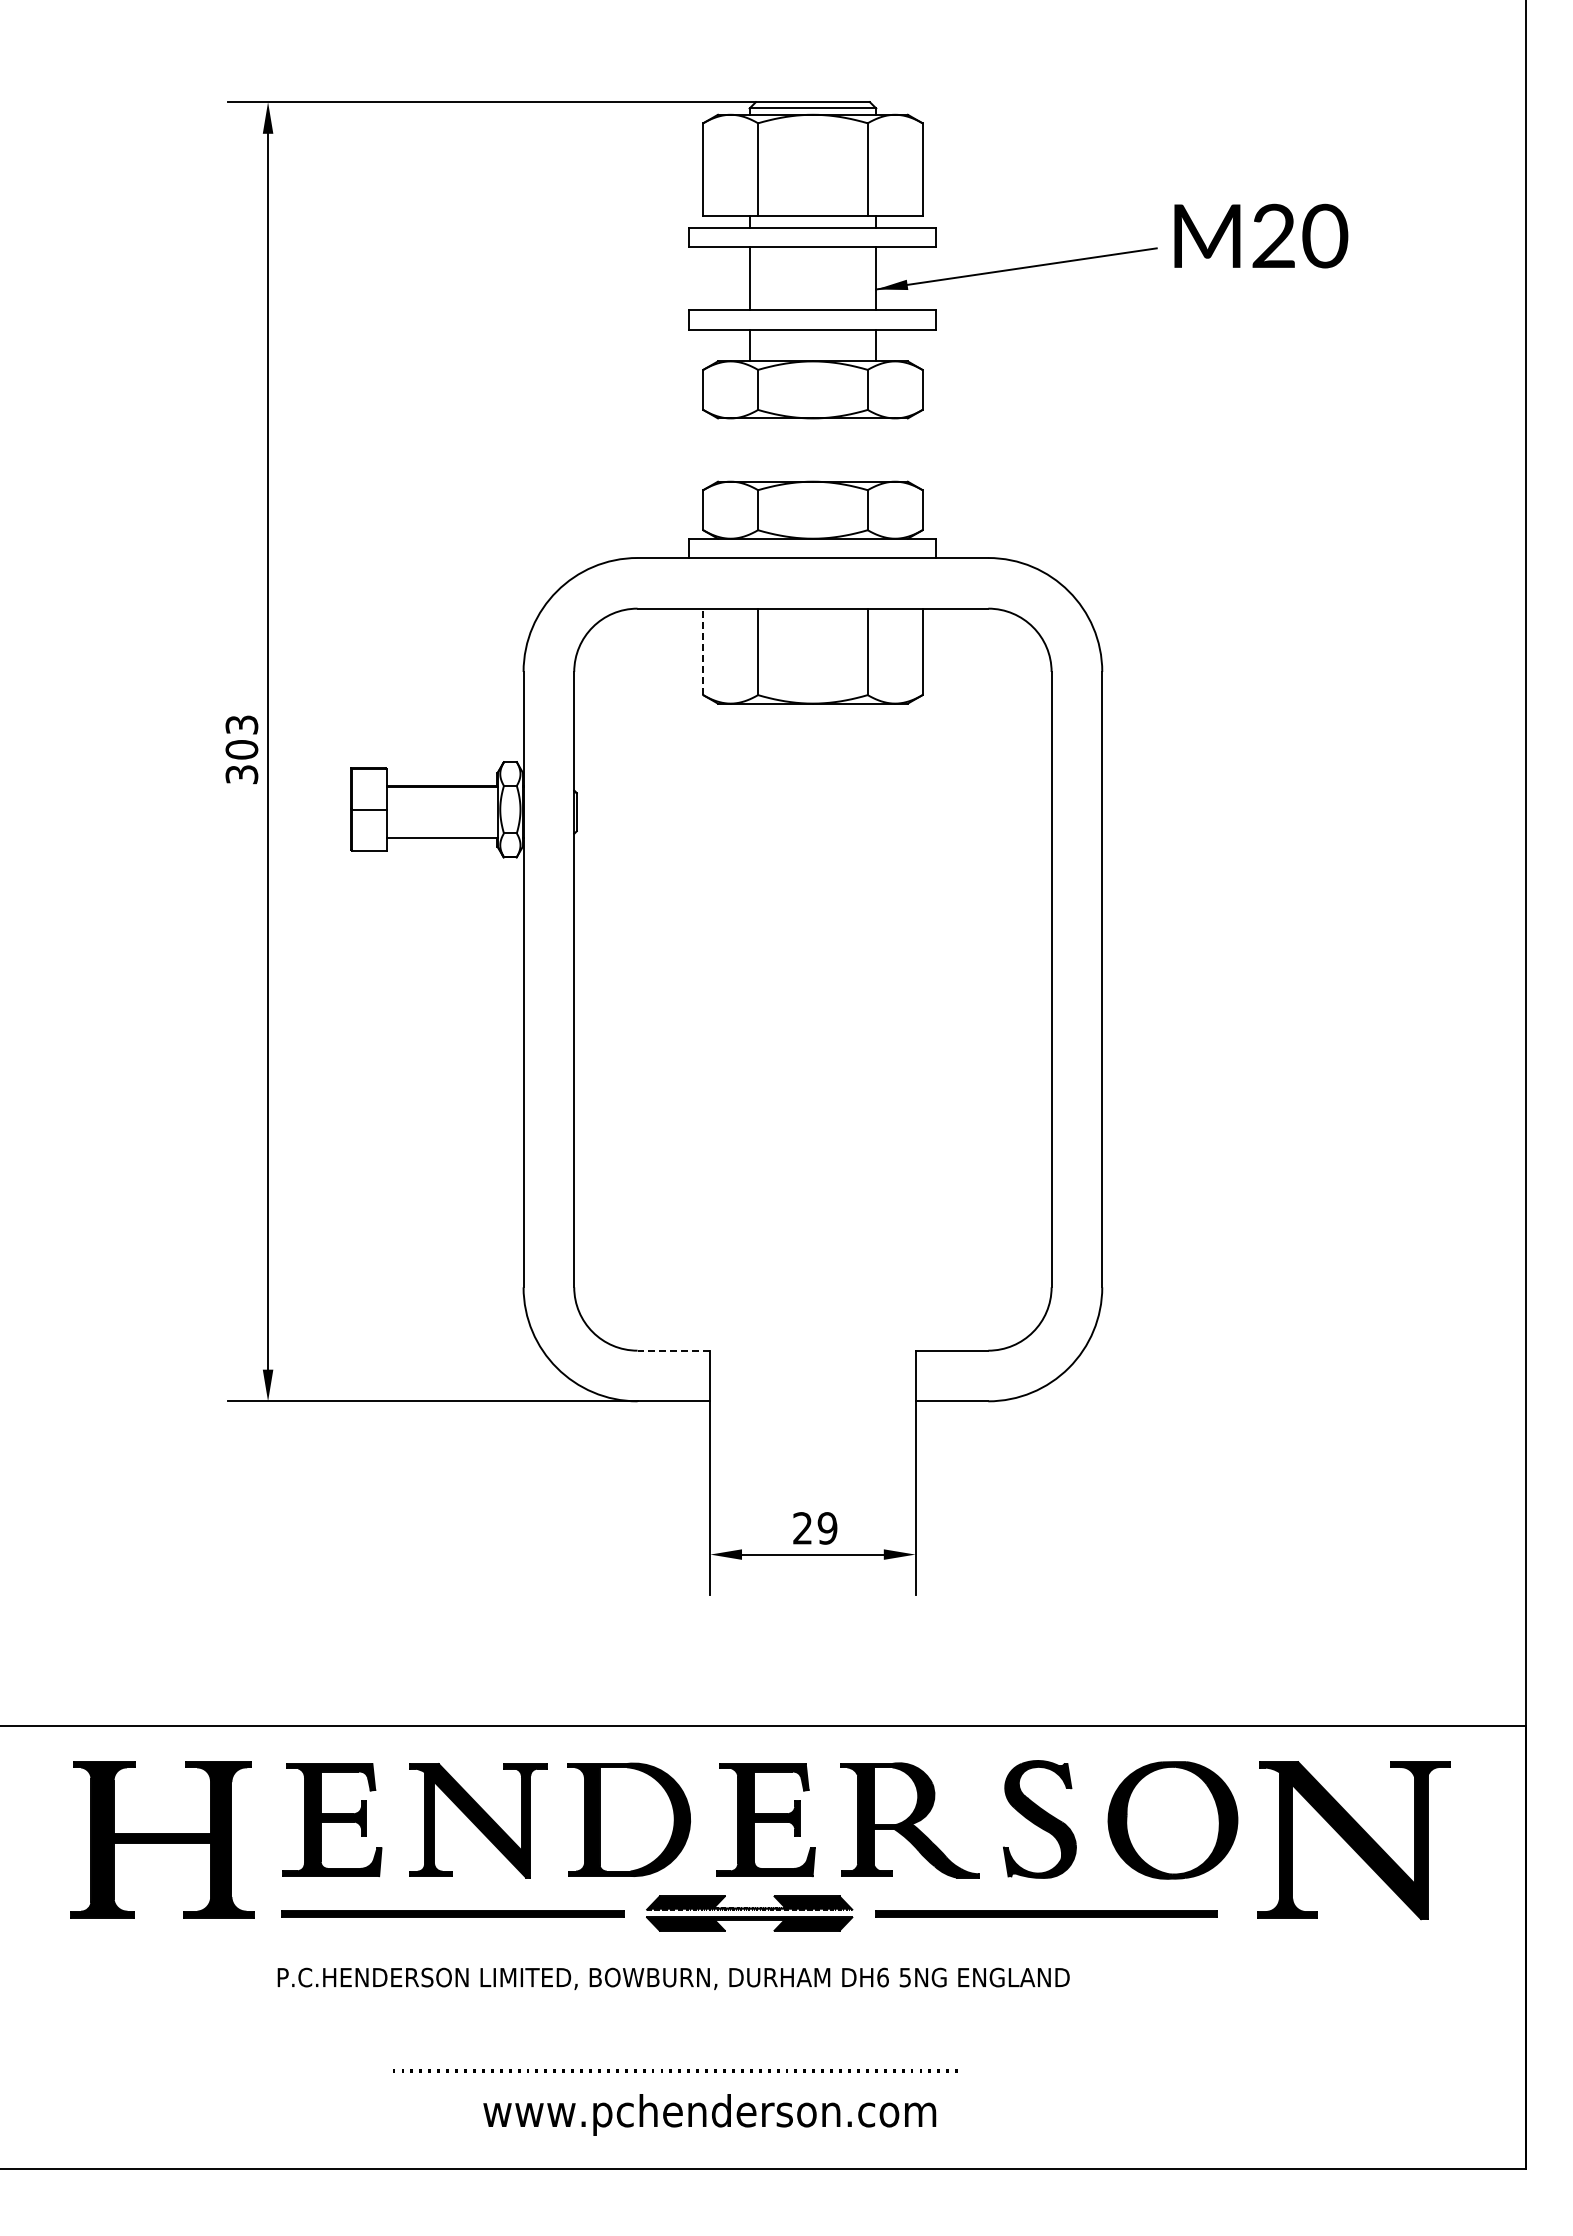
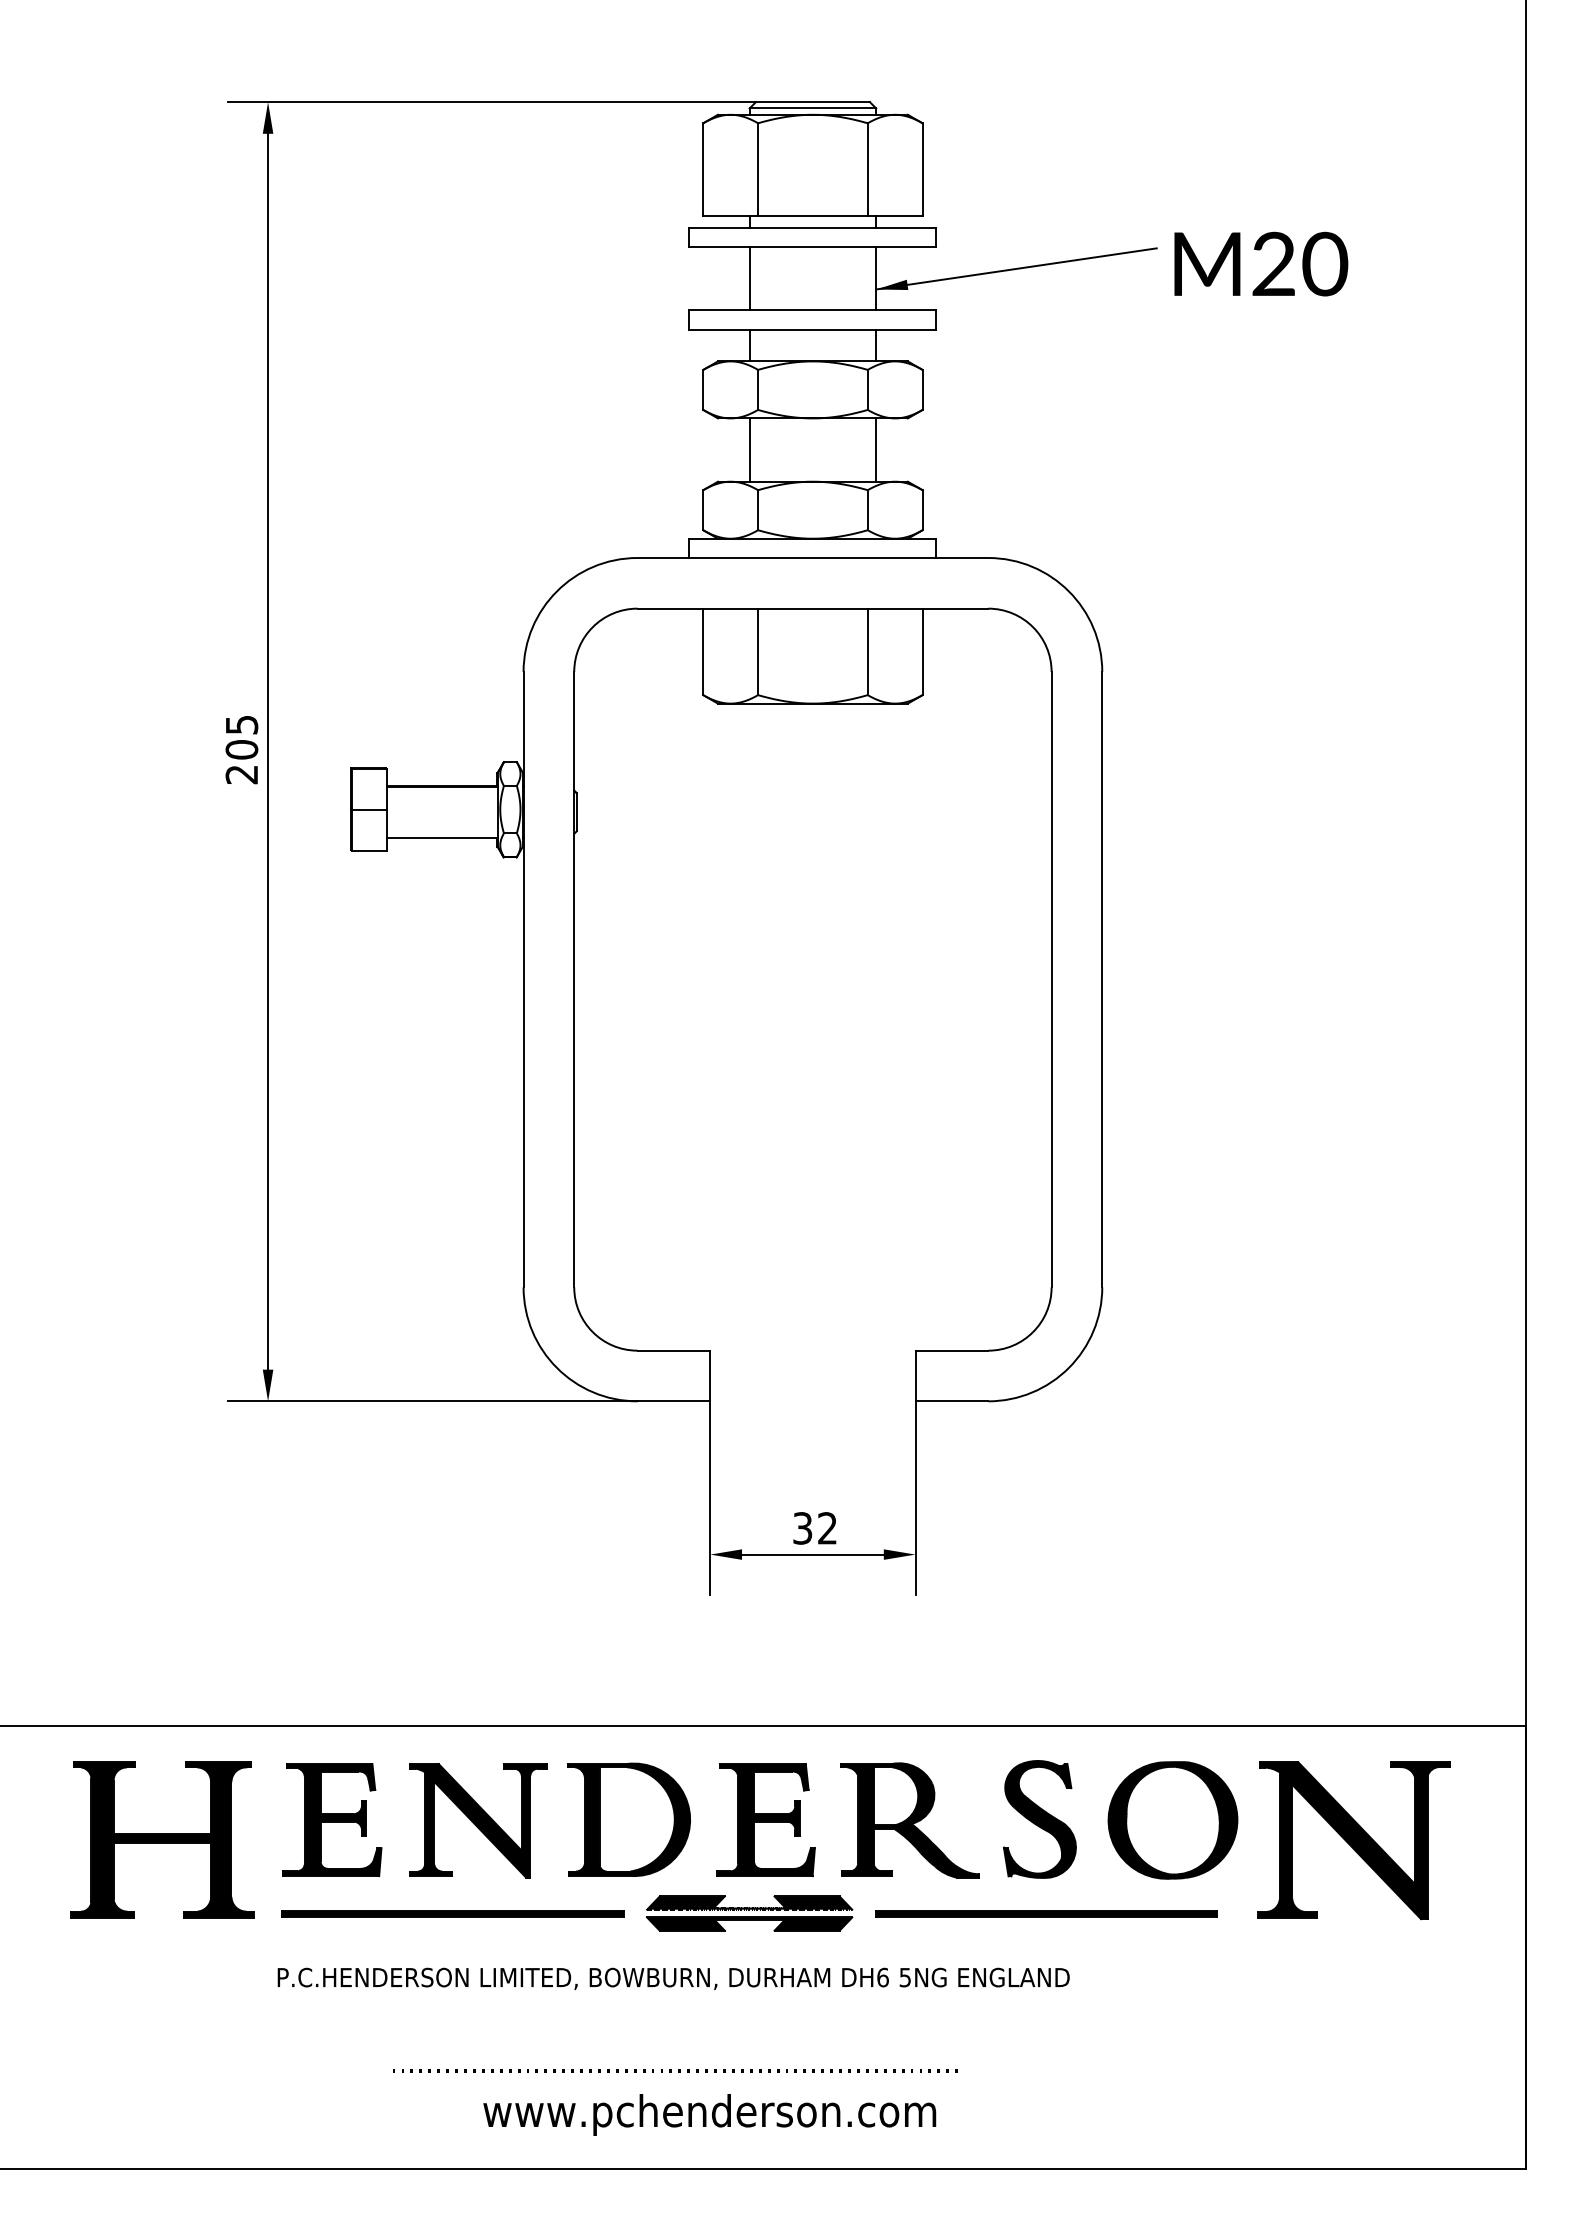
text position: (1261, 235) -> (1261, 263) (1261, 263)
line: none -> present (749, 449)
line: none -> present (876, 449)
line: dashed -> solid (703, 651)
text: 303 -> 205 (241, 749)
line: dashed -> solid (673, 1350)
text: 29 -> 32 (815, 1528)
